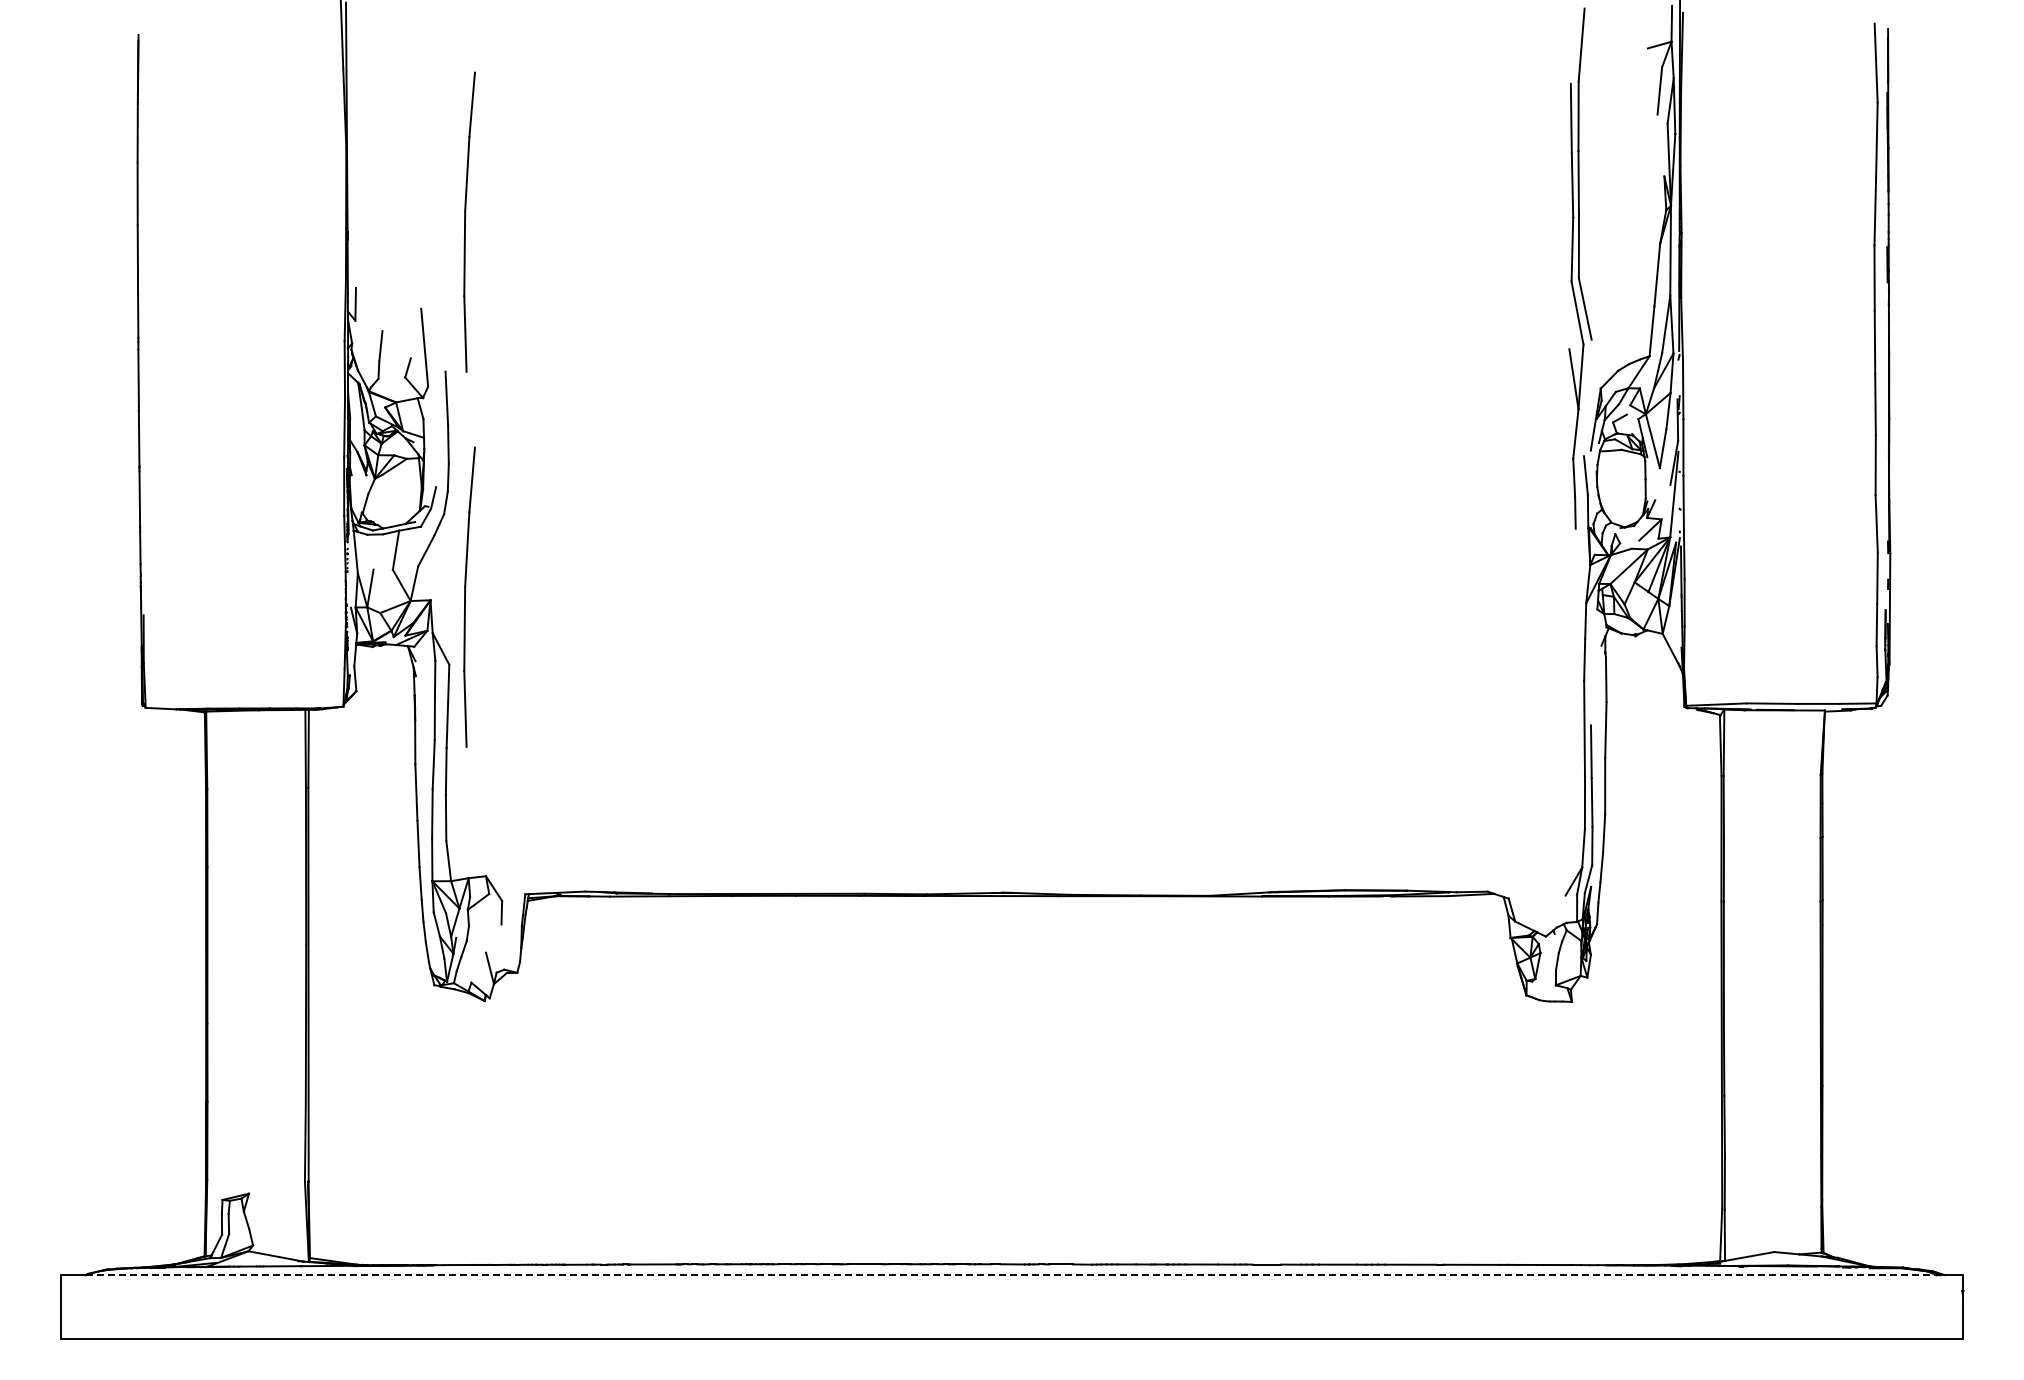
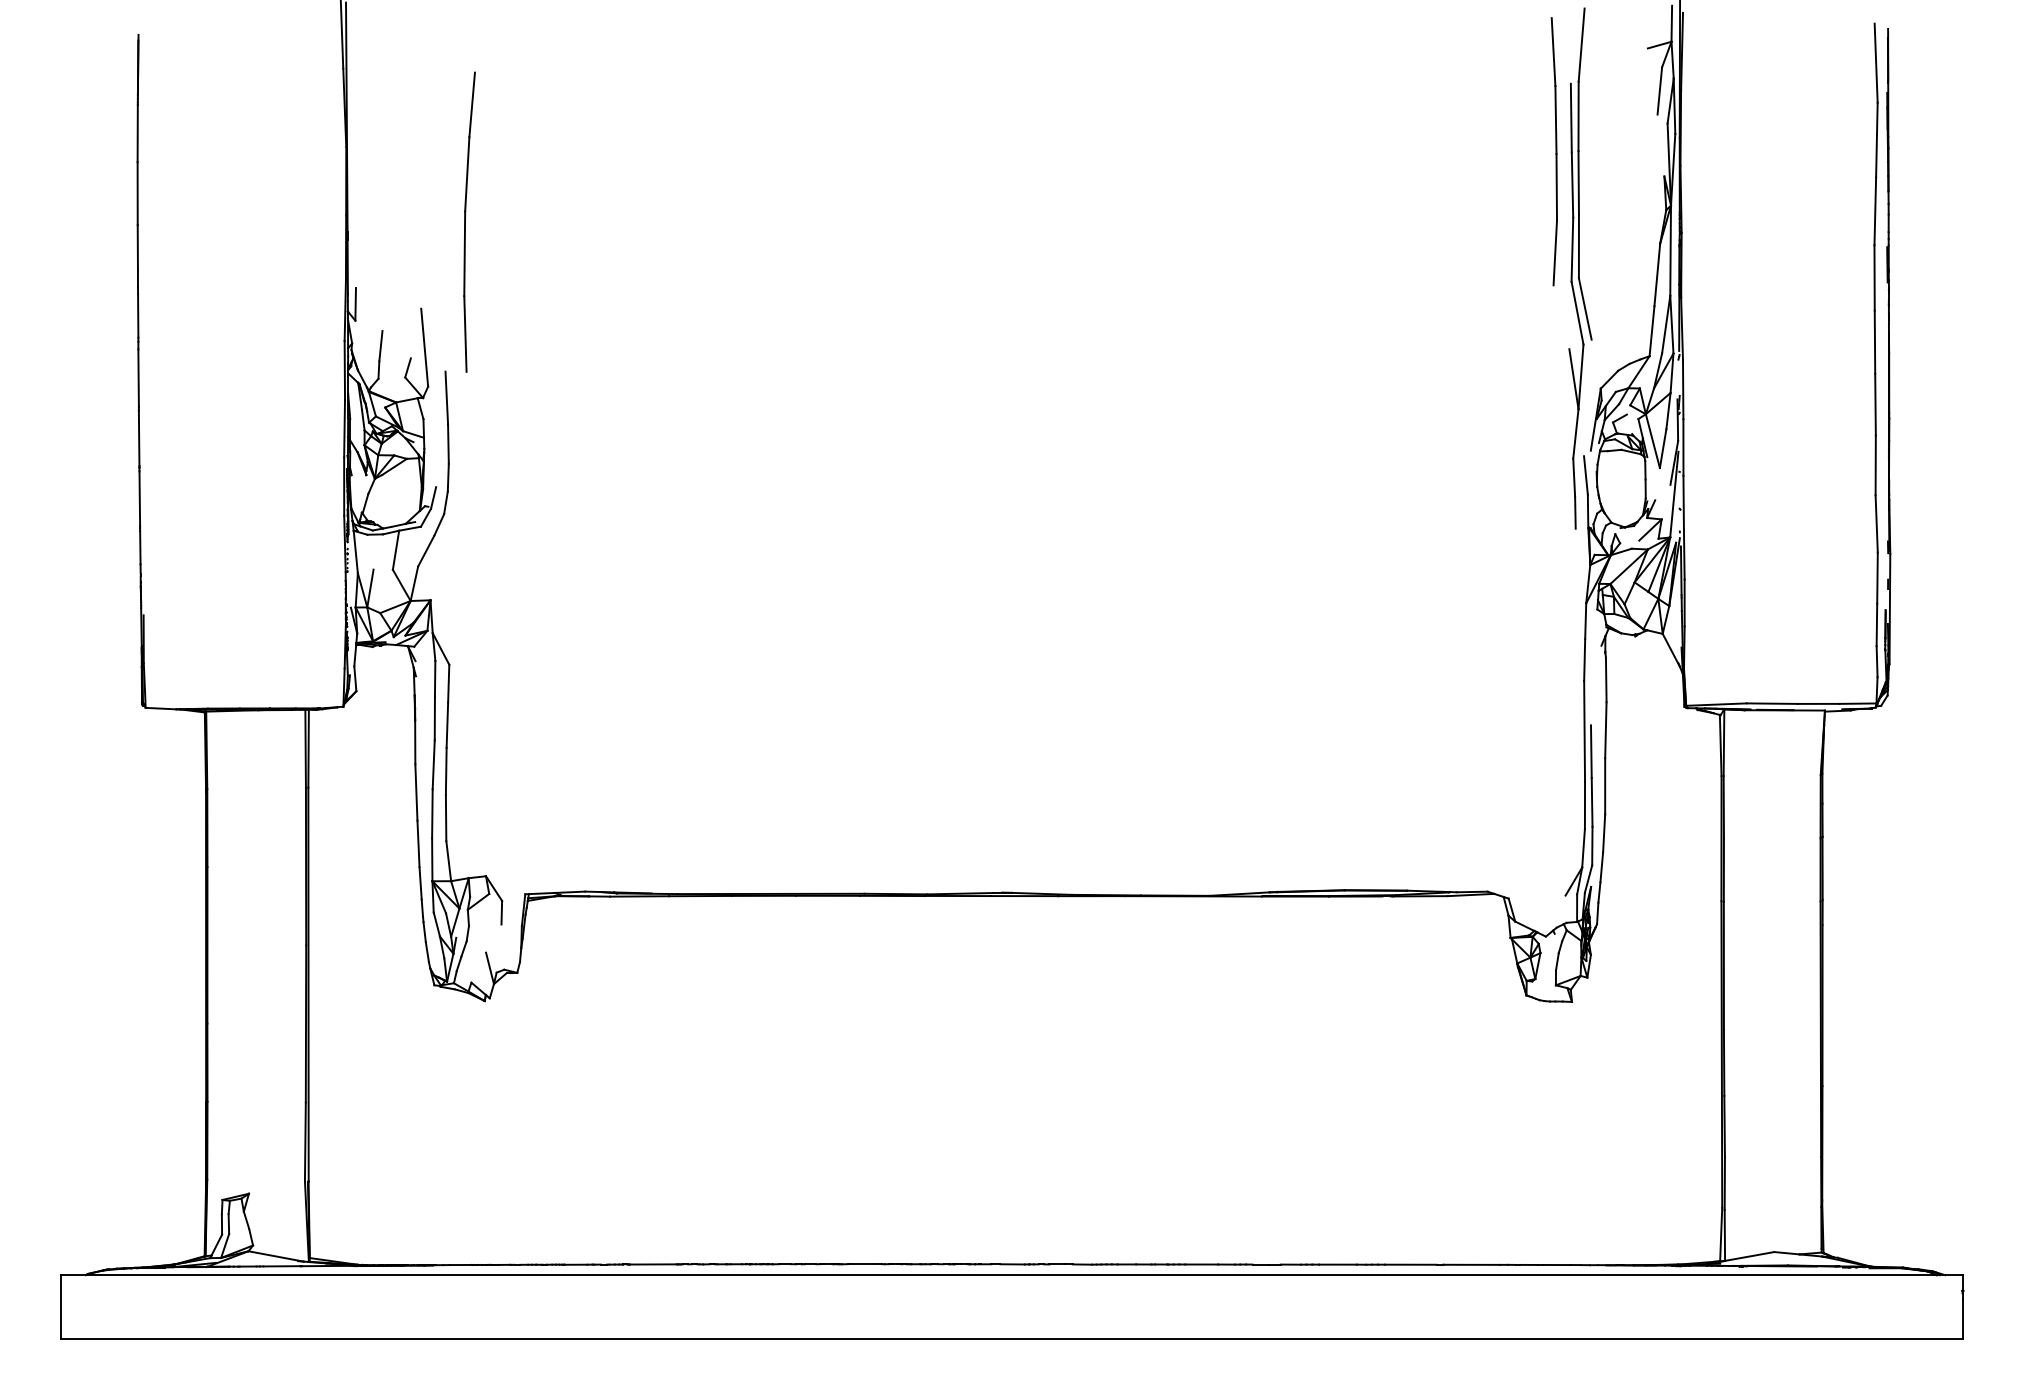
part: none -> present (1553, 151)
part: present -> none (469, 596)
line: dashed -> solid (1011, 1275)
